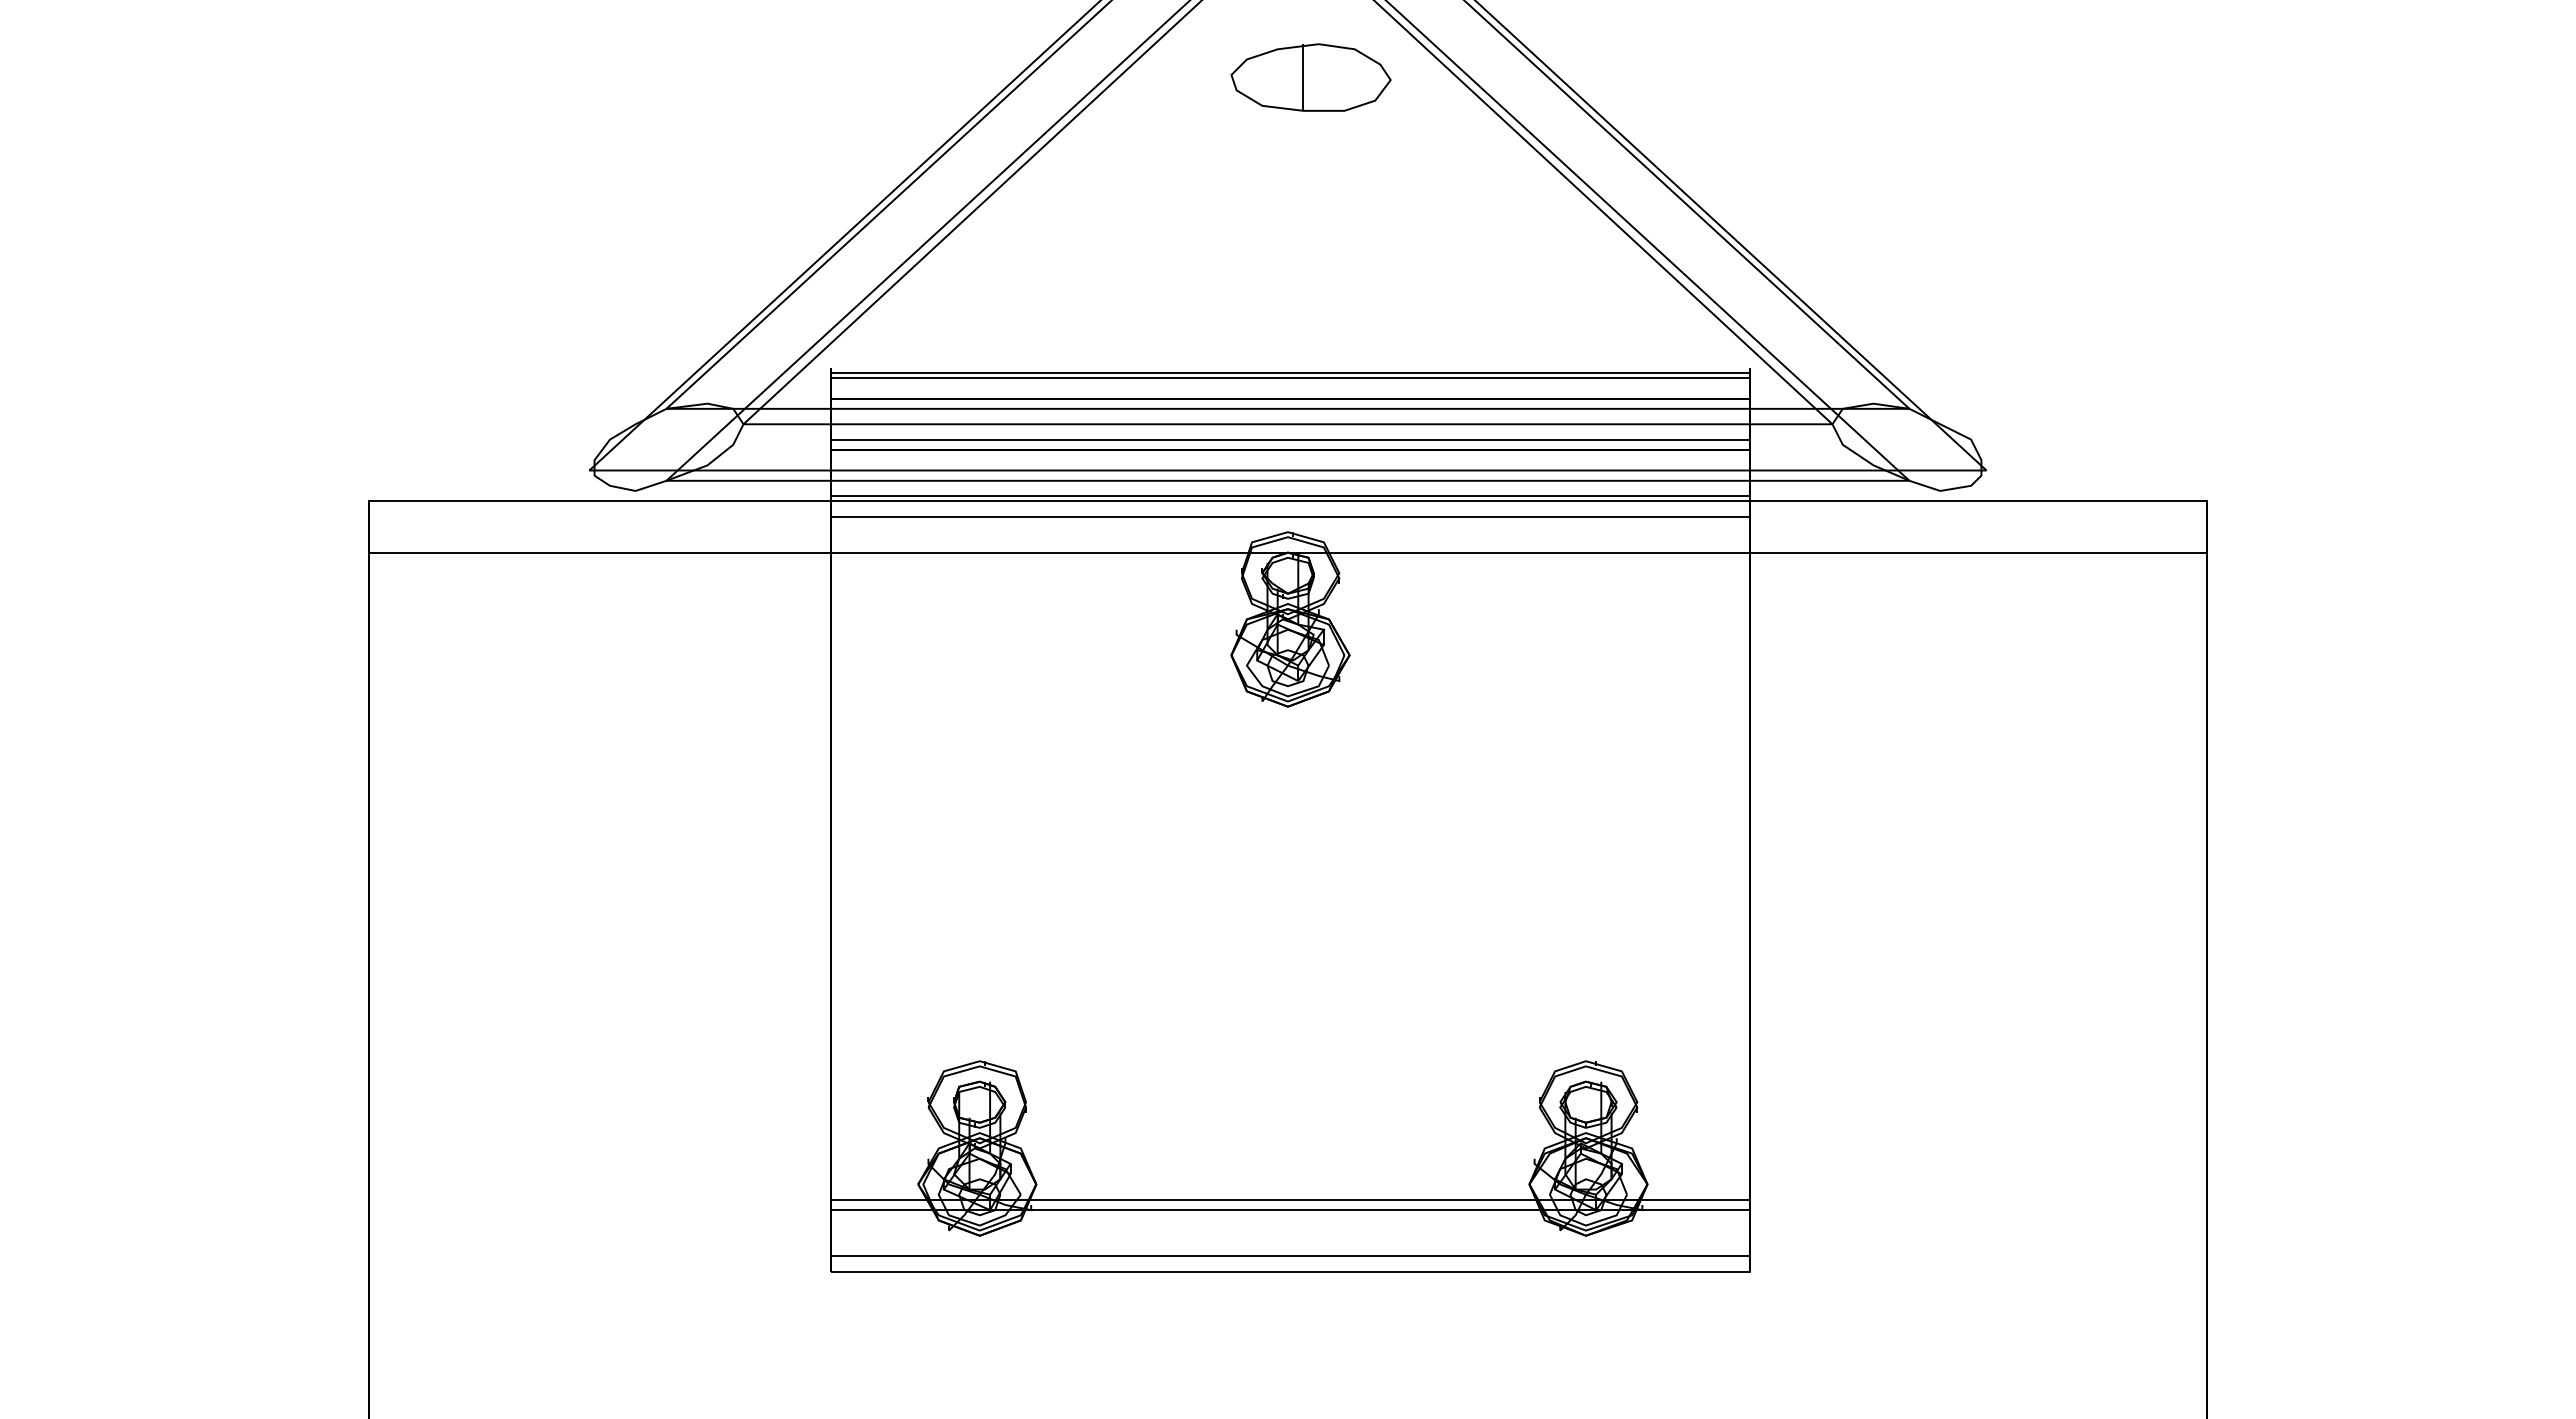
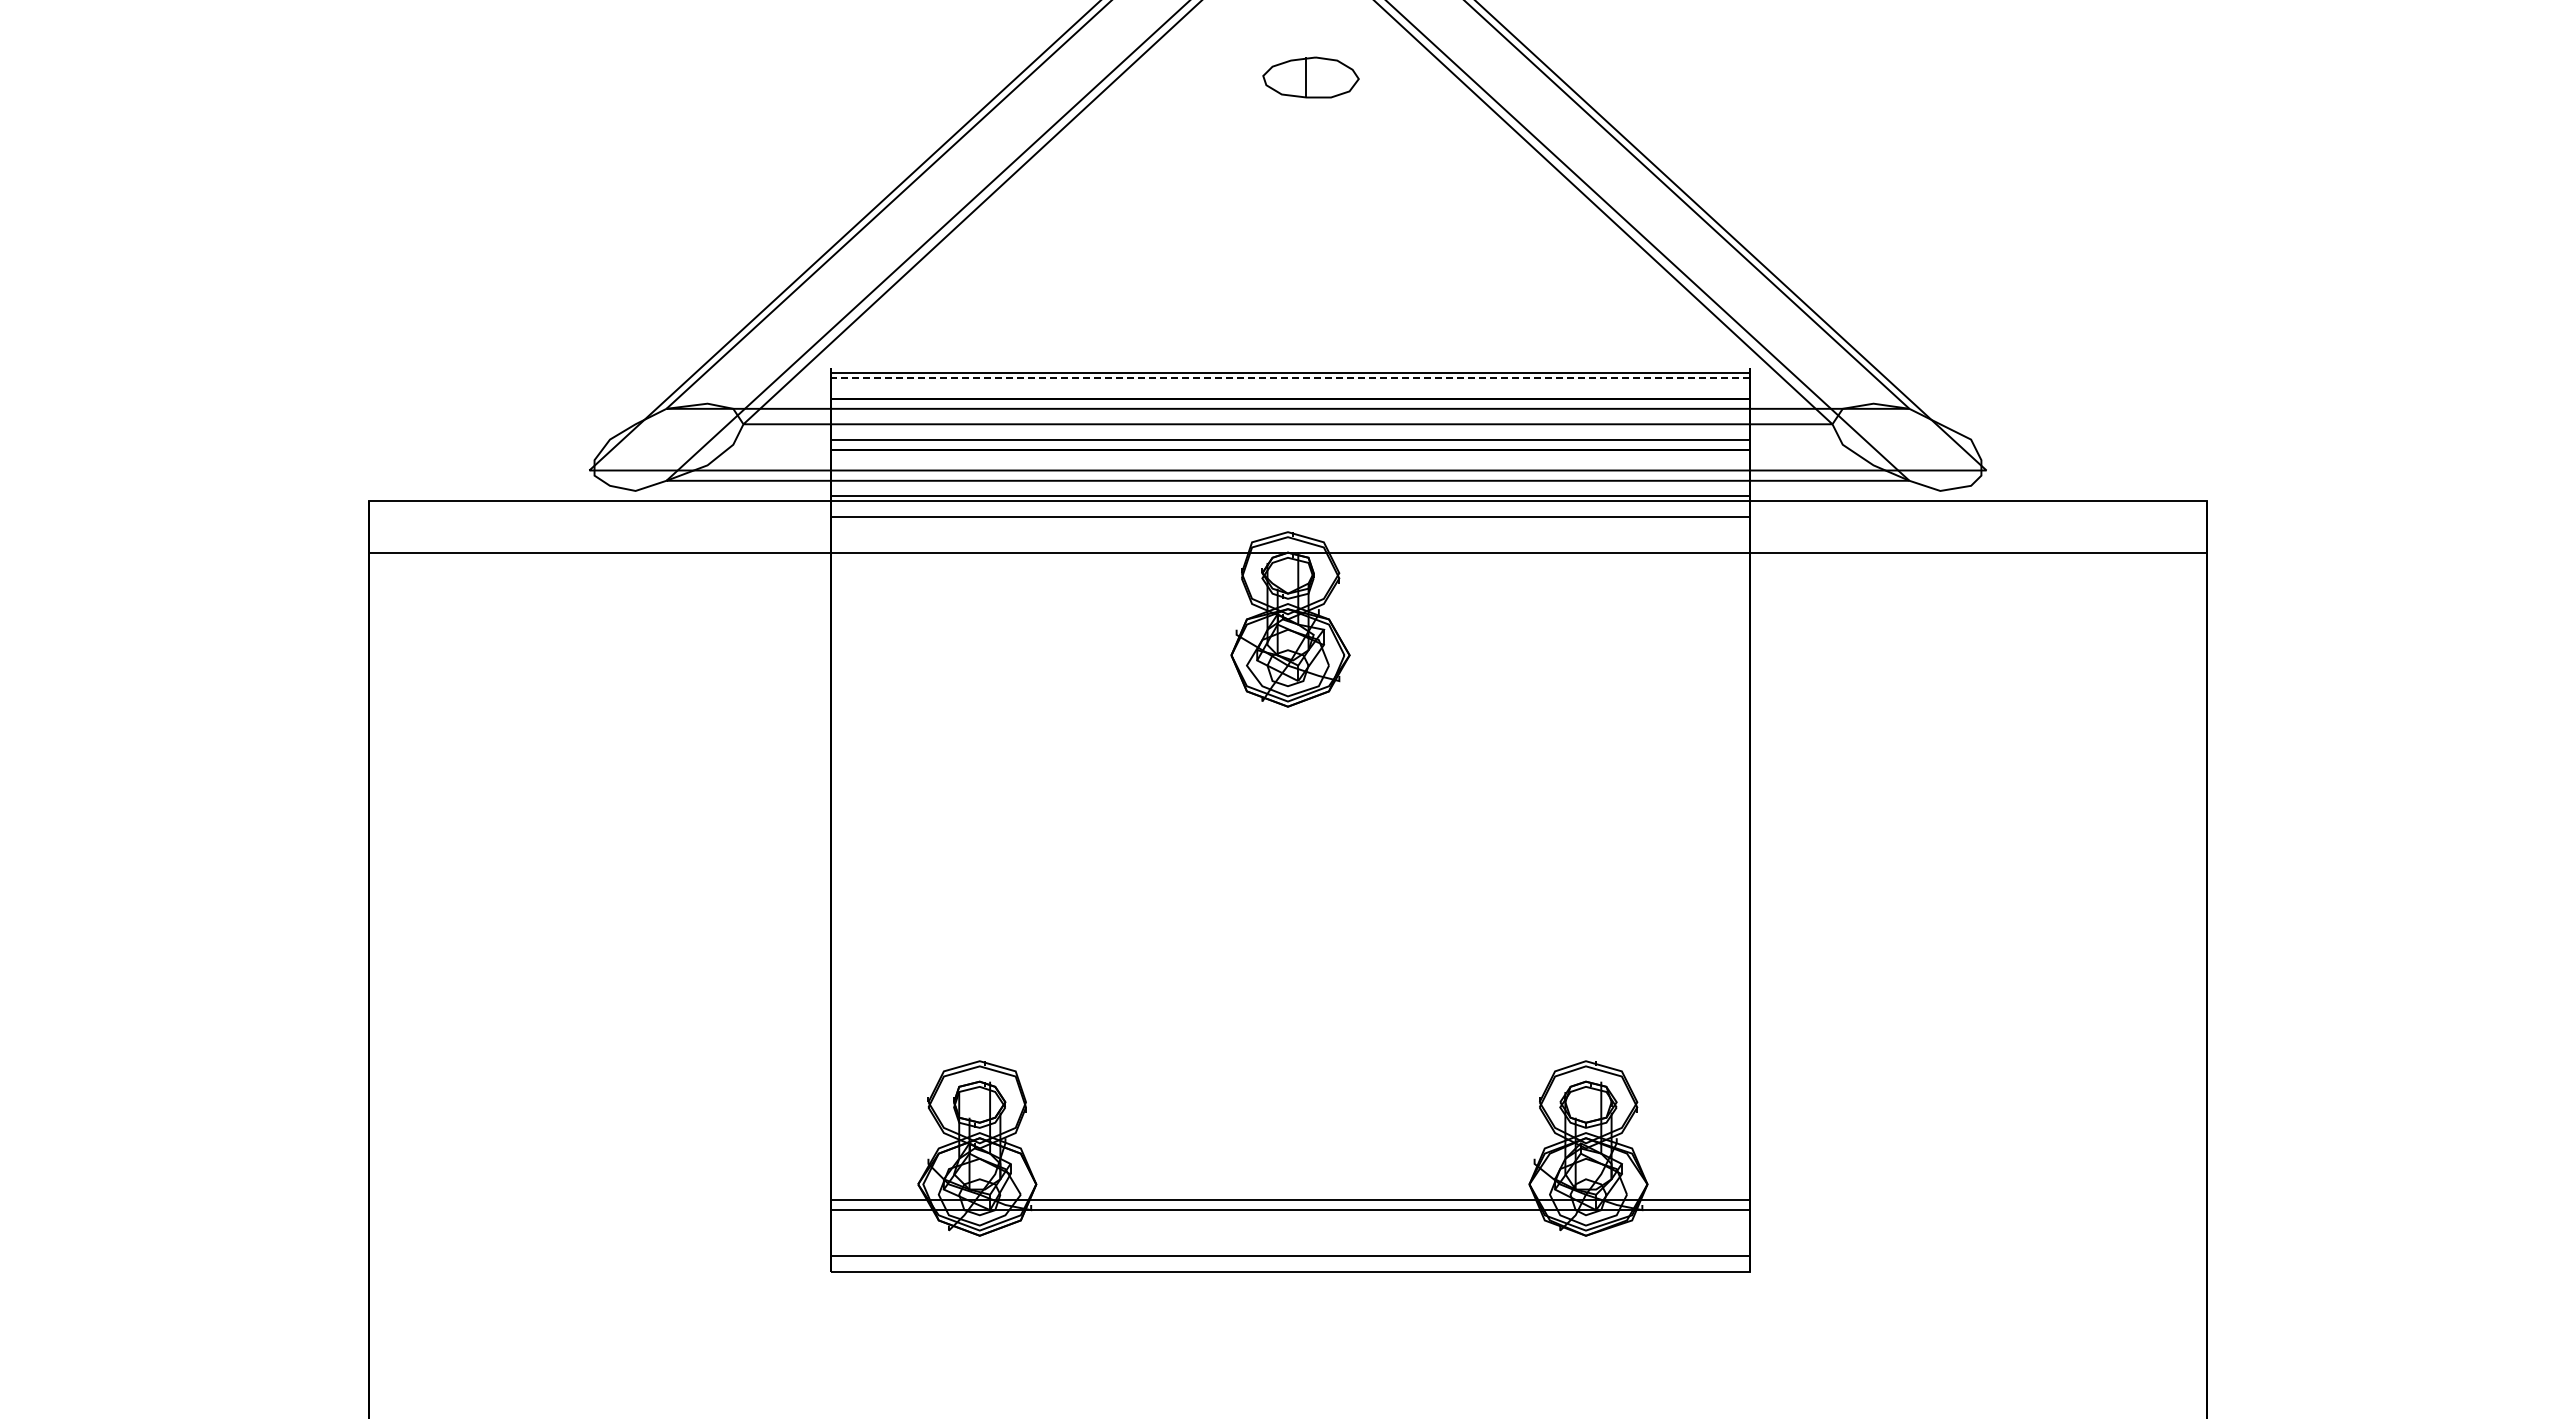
part size: 162x69 px -> 98x43 px (1310, 77)
line: solid -> dashed (1290, 377)
